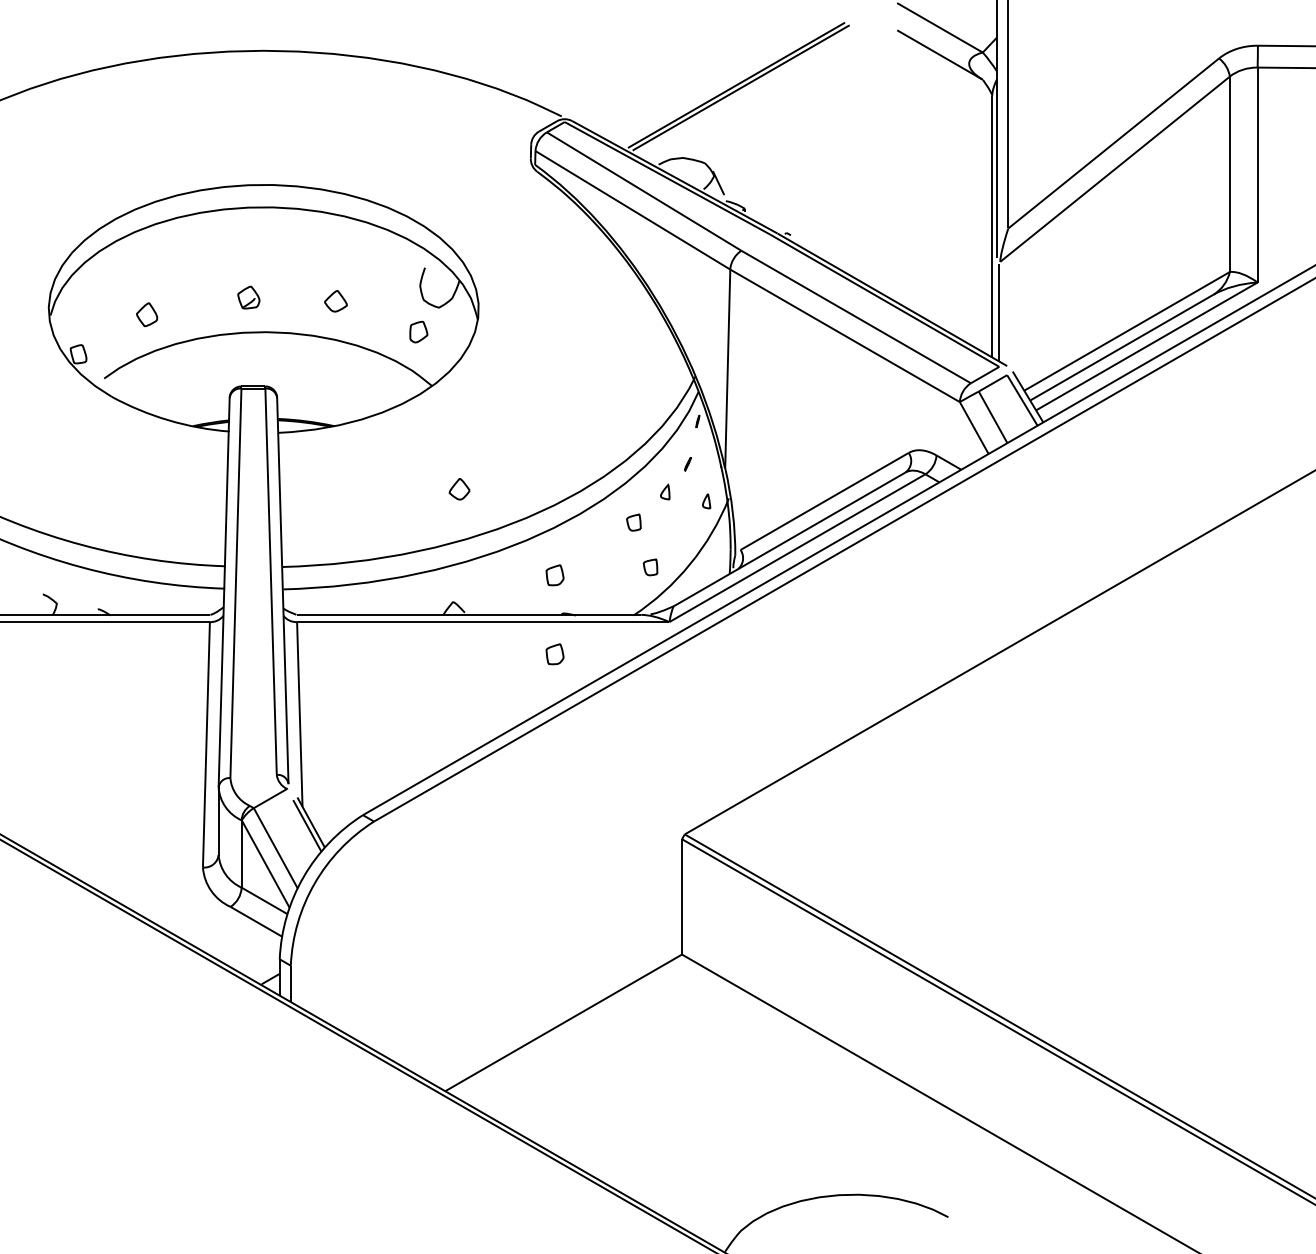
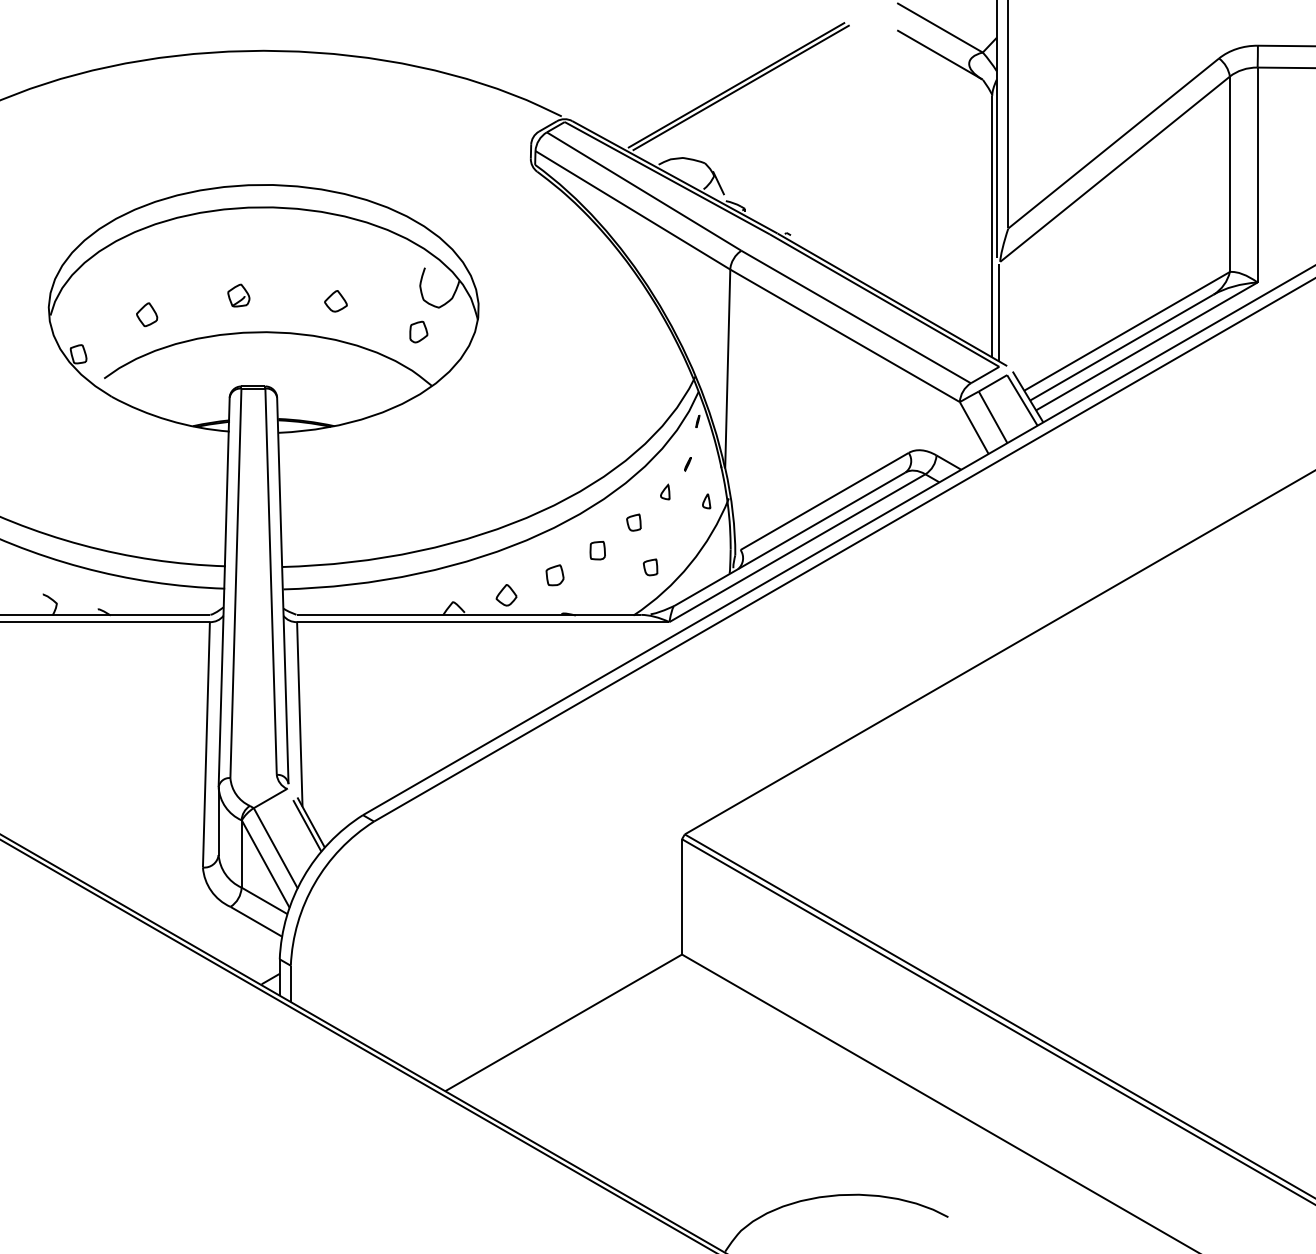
part position: (248, 297) -> (238, 295) (238, 295)
part position: (459, 489) -> (506, 595) (506, 595)
part: none -> present (597, 550)
part: present -> none (554, 654)
